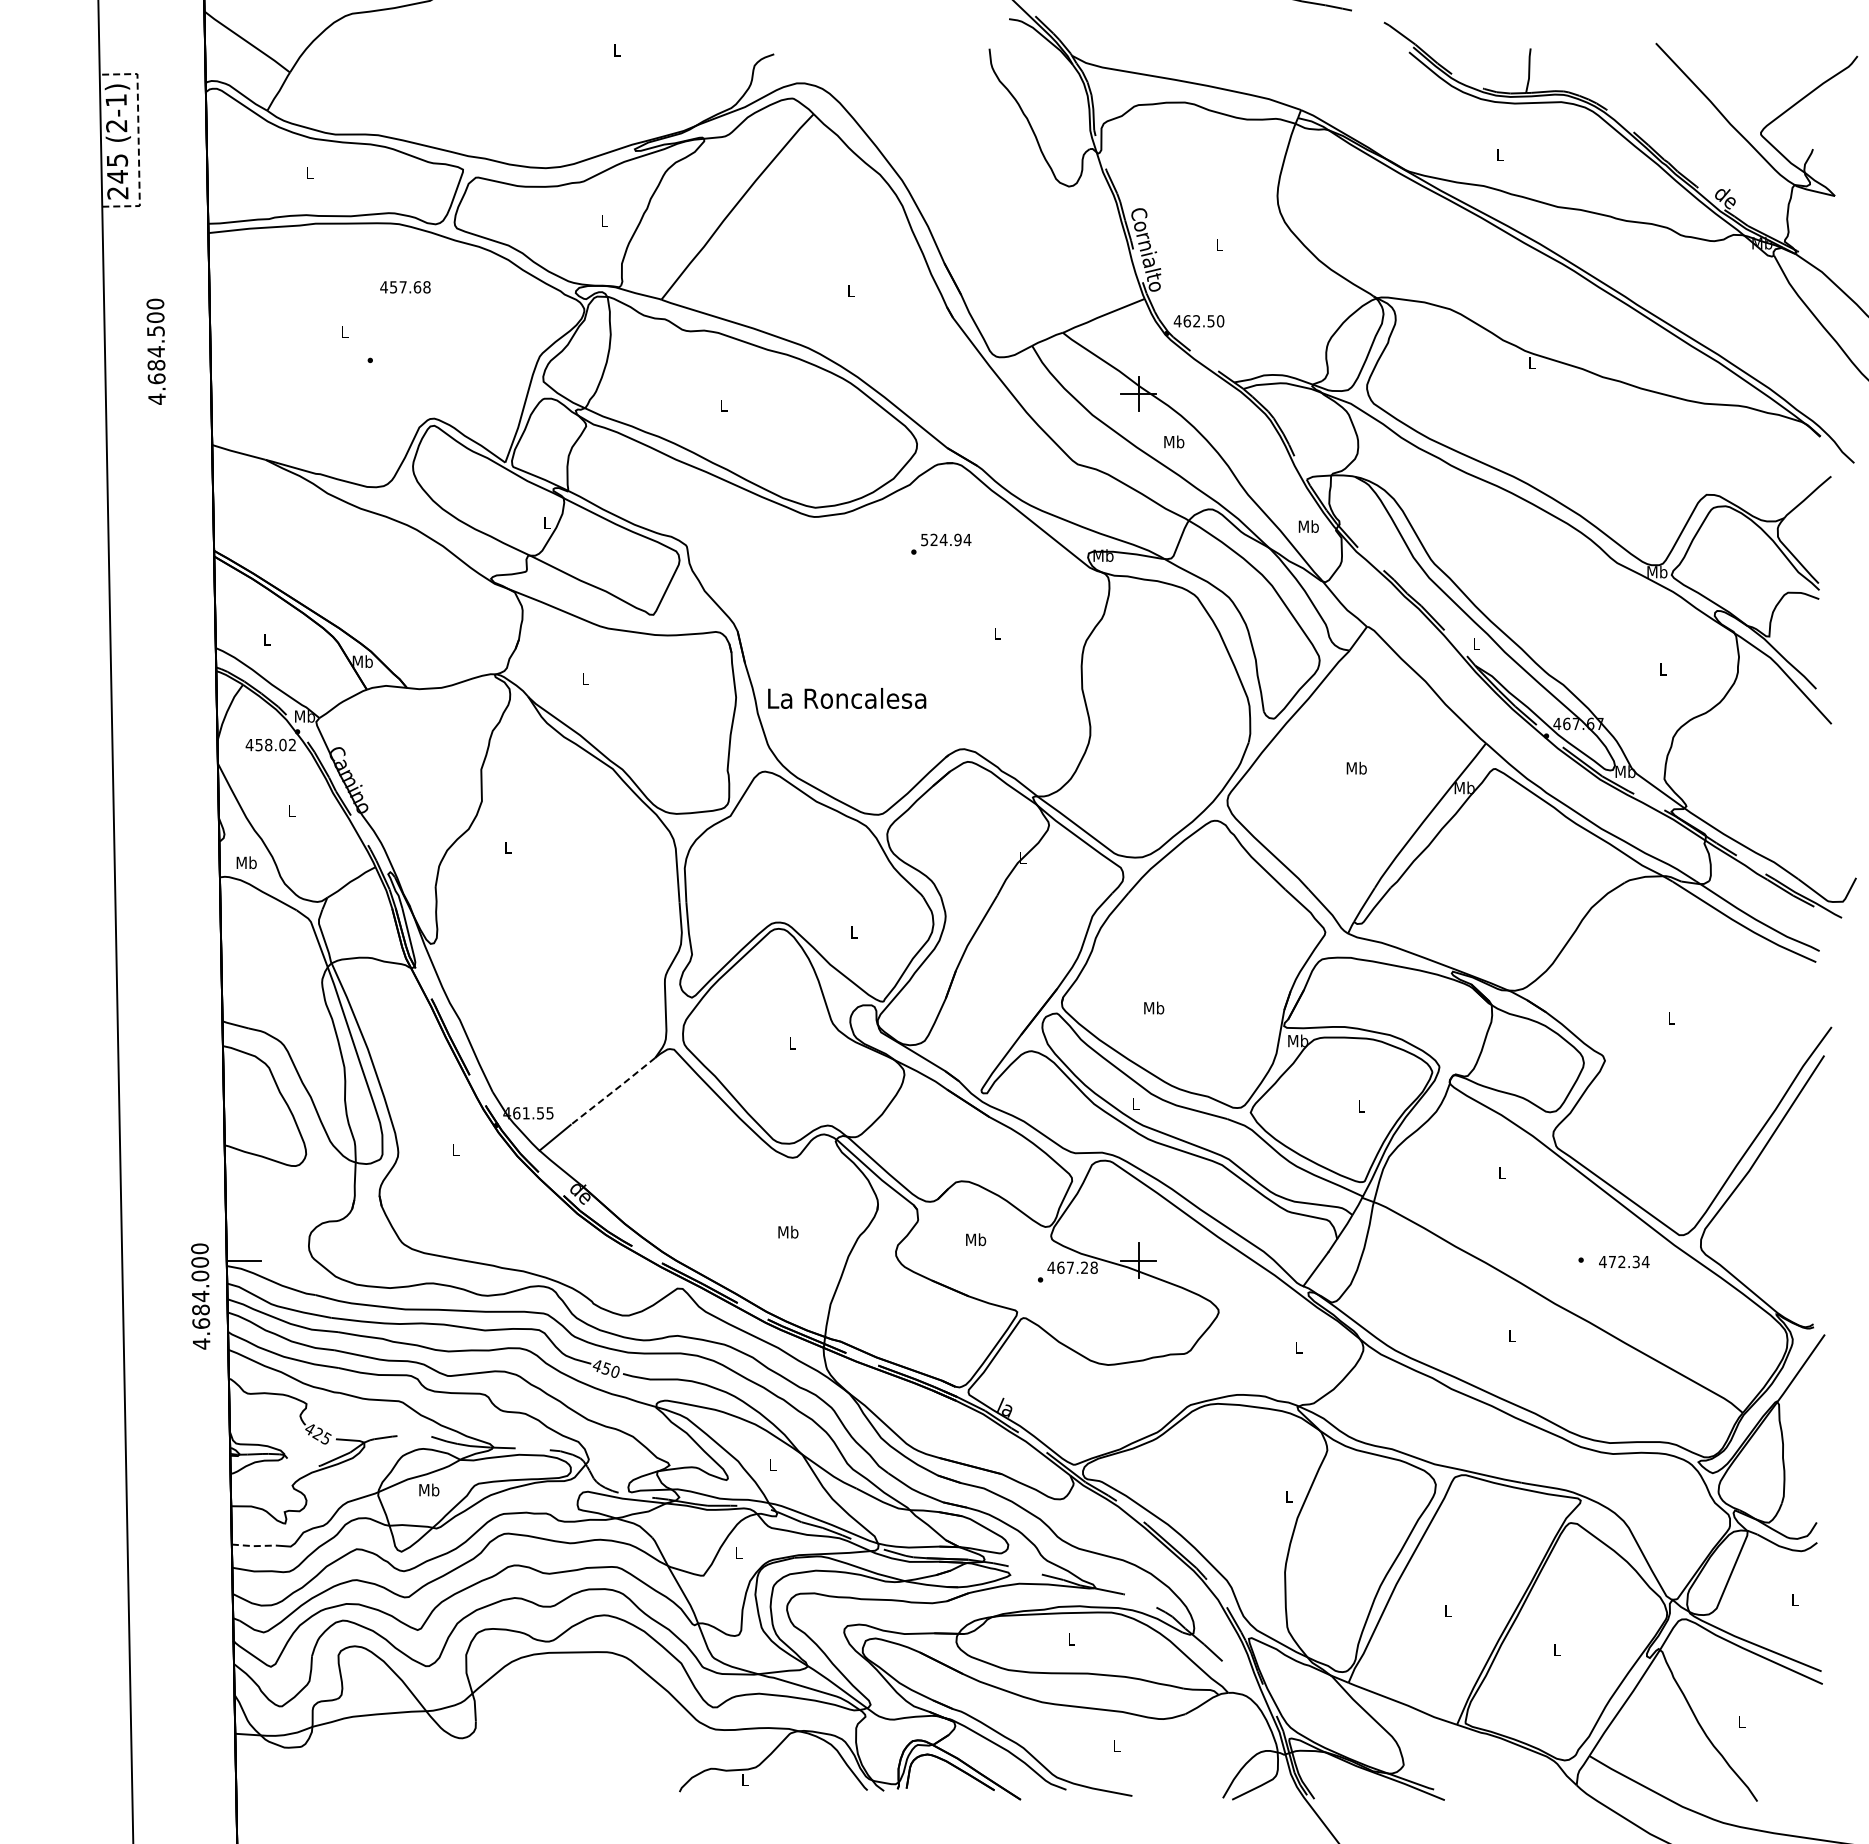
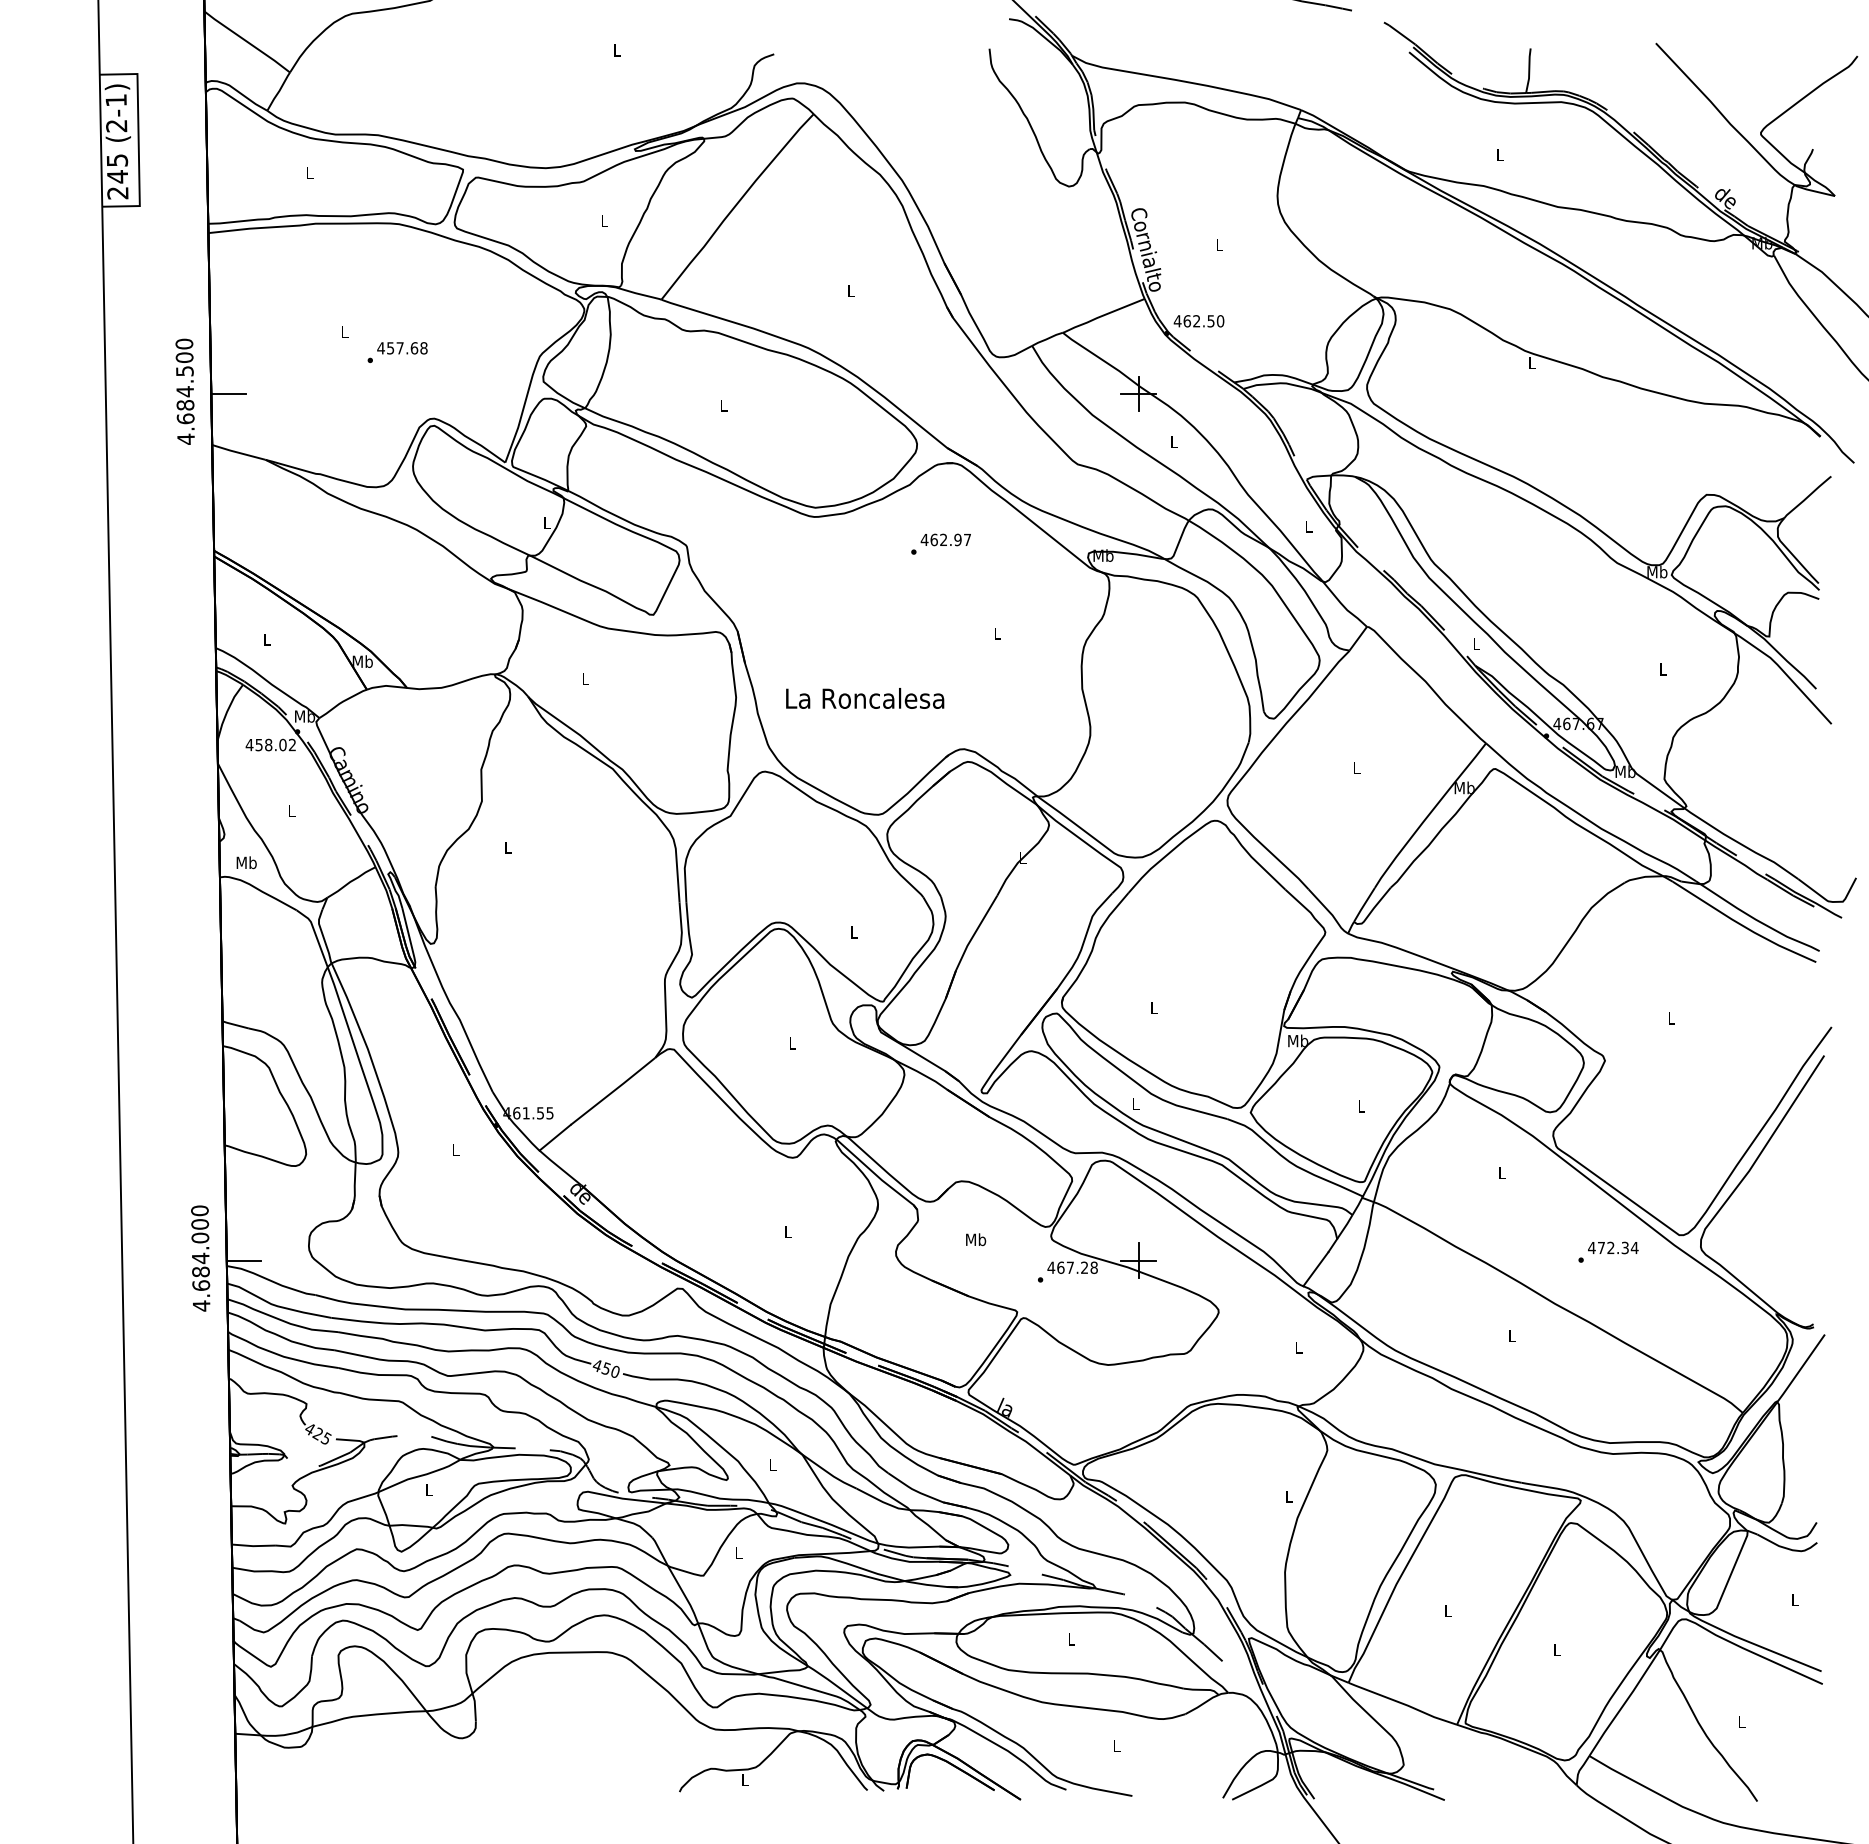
line: dashed -> solid (138, 139)
text position: (405, 287) -> (402, 348) (402, 348)
text position: (155, 351) -> (184, 391) (184, 391)
line: none -> present (228, 394)
text: Mb -> L (1174, 441)
text: Mb -> L (1308, 526)
text: 524.94 -> 462.97 (945, 539)
text position: (847, 698) -> (865, 698) (865, 698)
text: Mb -> L (1356, 767)
text: Mb -> L (1154, 1007)
line: dashed -> solid (613, 1091)
text: Mb -> L (788, 1231)
text position: (1624, 1261) -> (1613, 1247) (1613, 1247)
text position: (200, 1296) -> (200, 1258) (200, 1258)
text: Mb -> L (429, 1489)
line: dashed -> solid (253, 1546)
